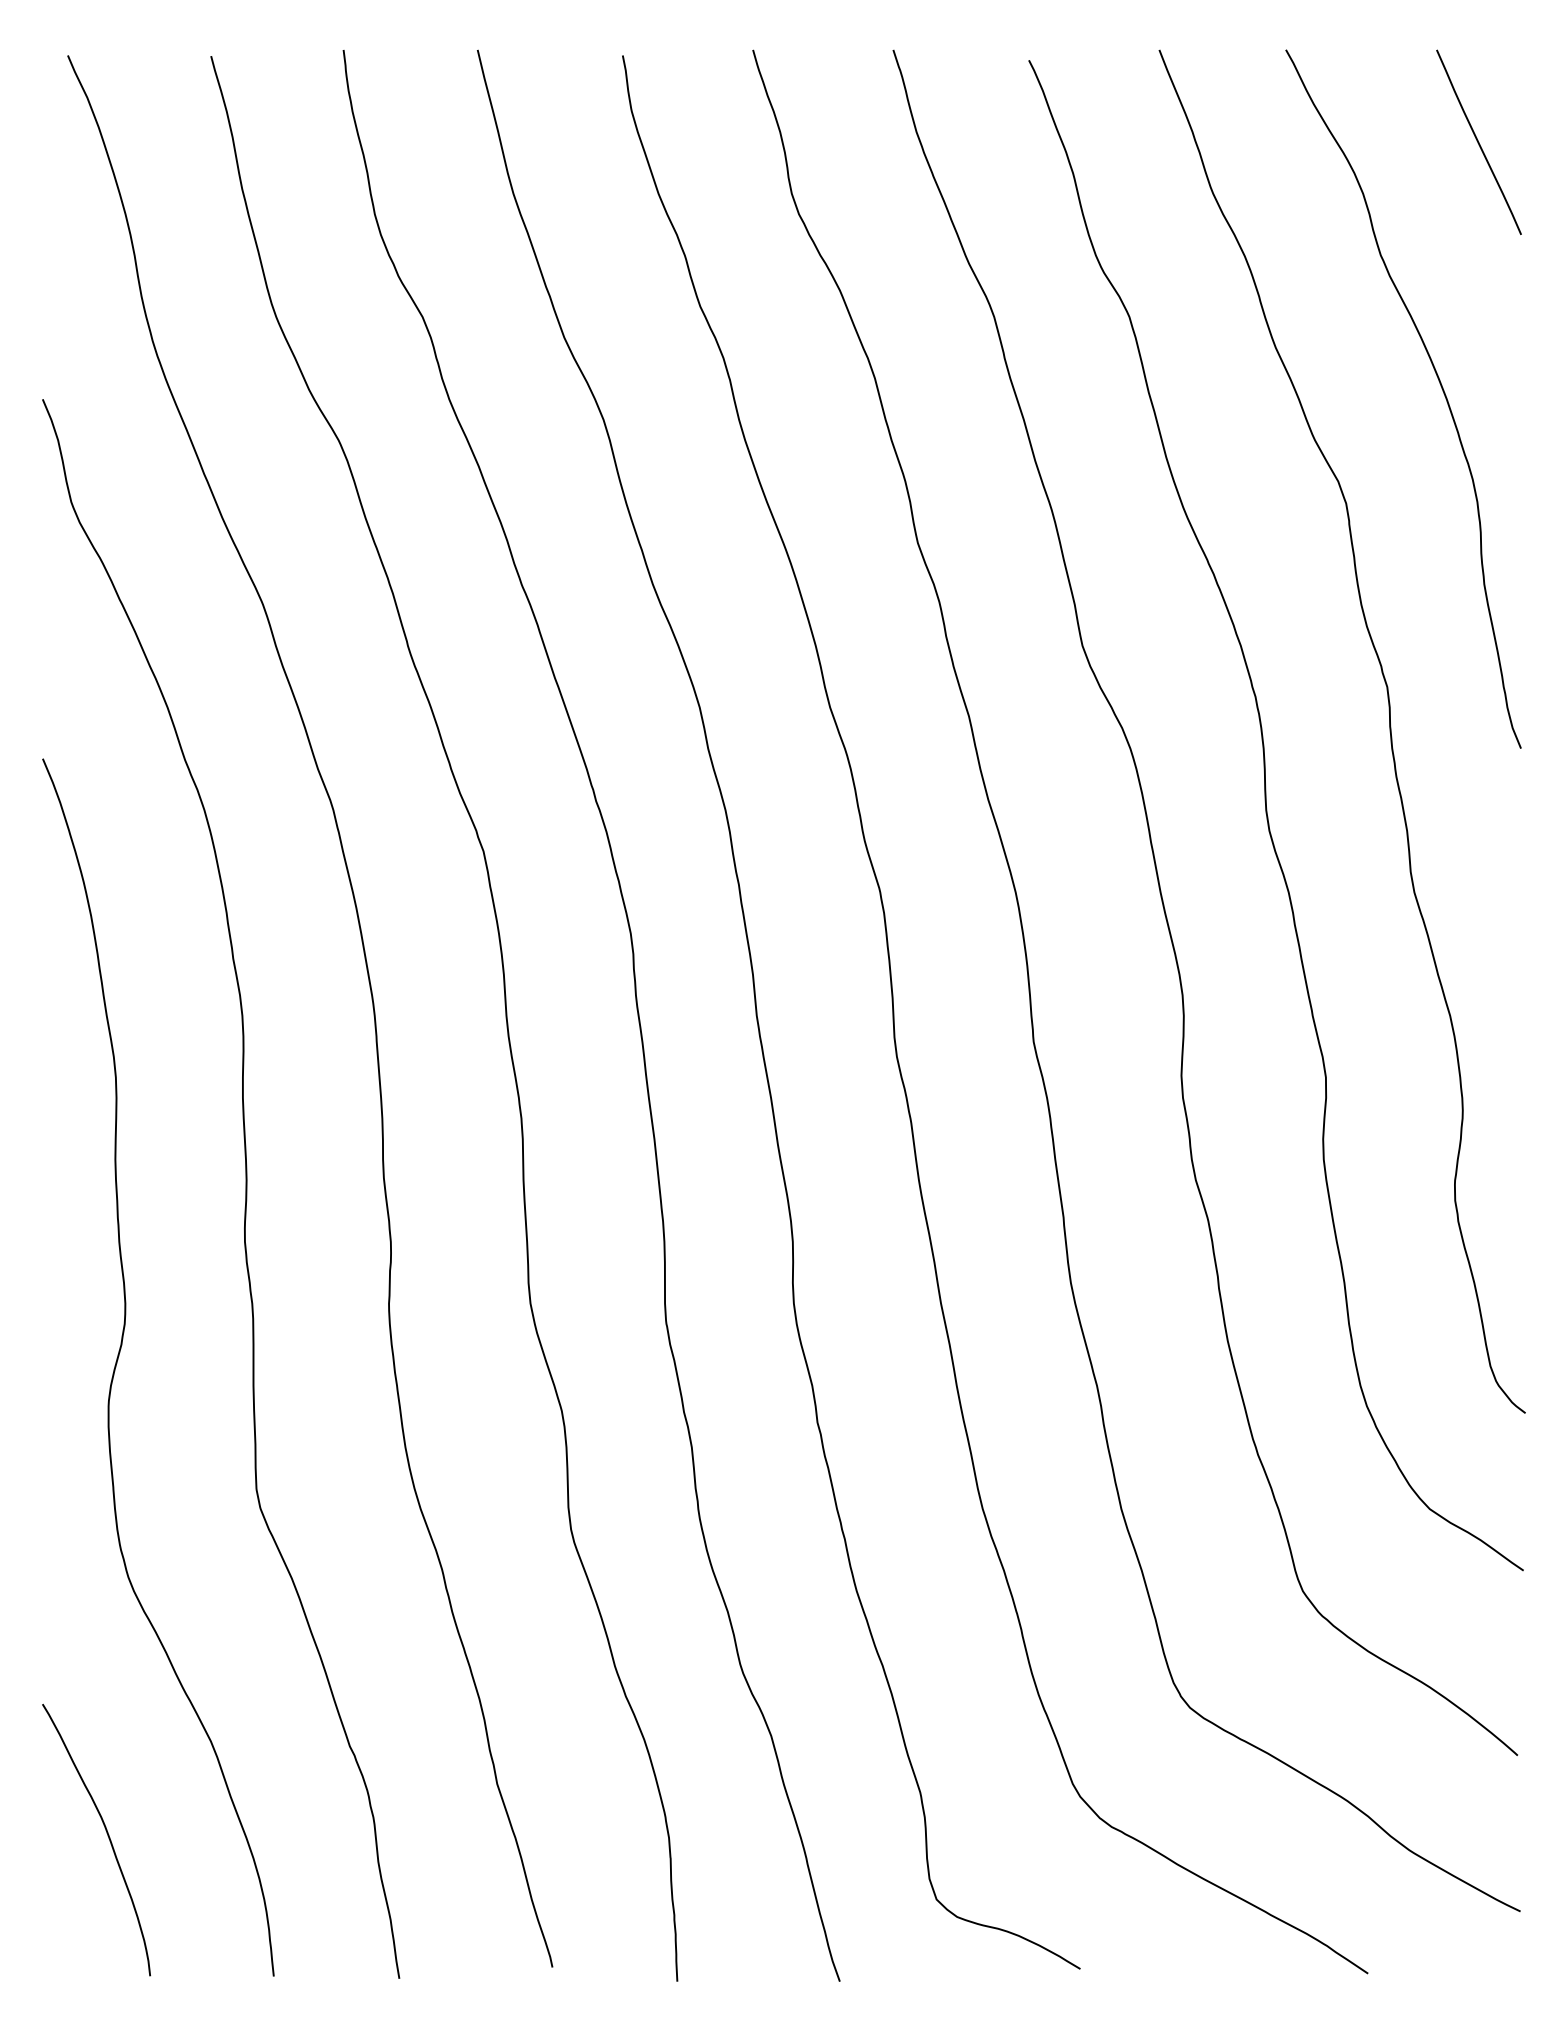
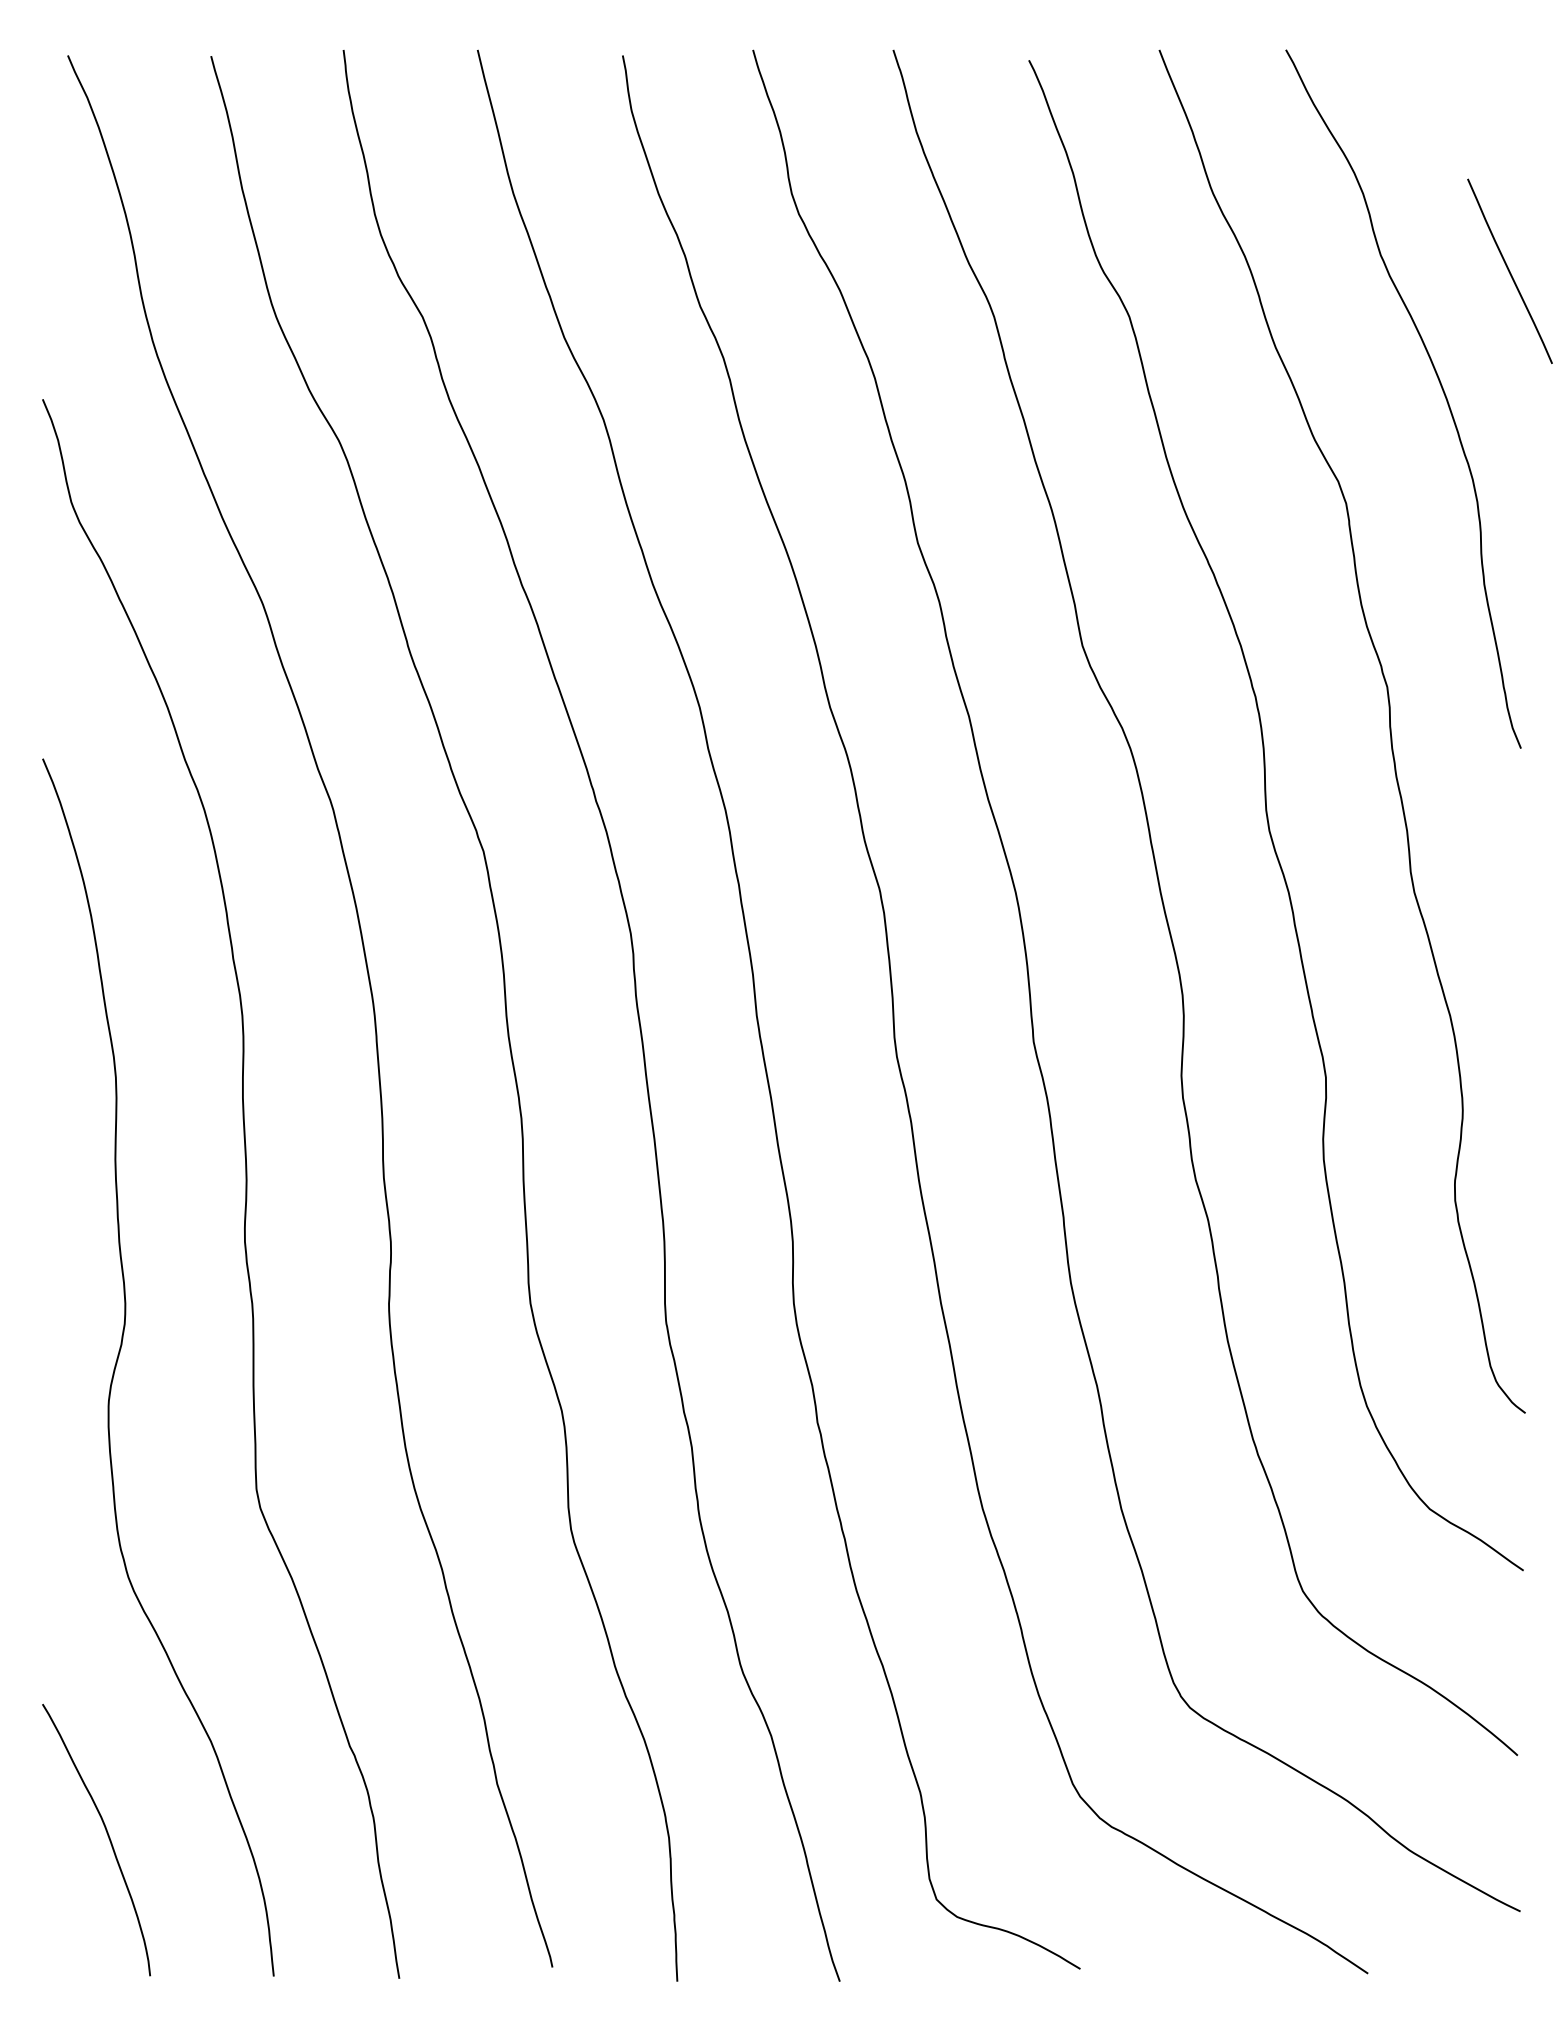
curve position: (1478, 141) -> (1509, 270) (1509, 270)
